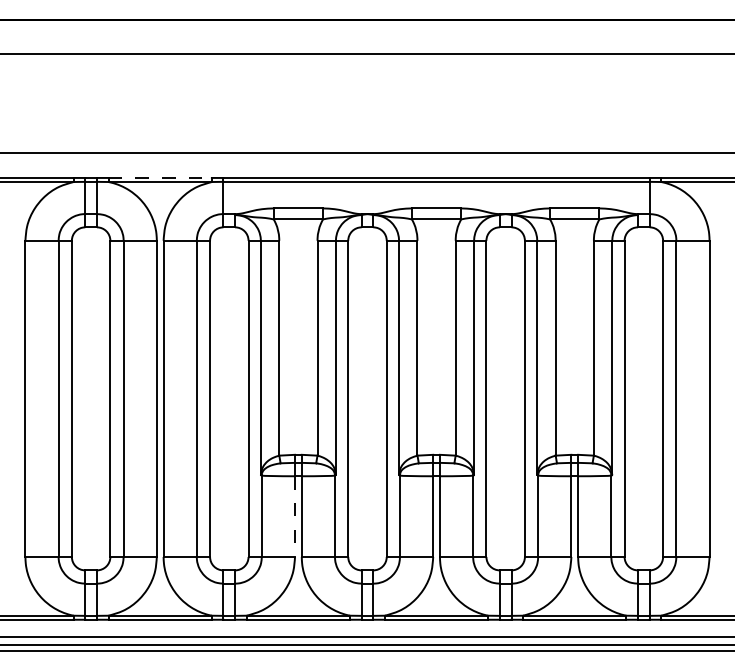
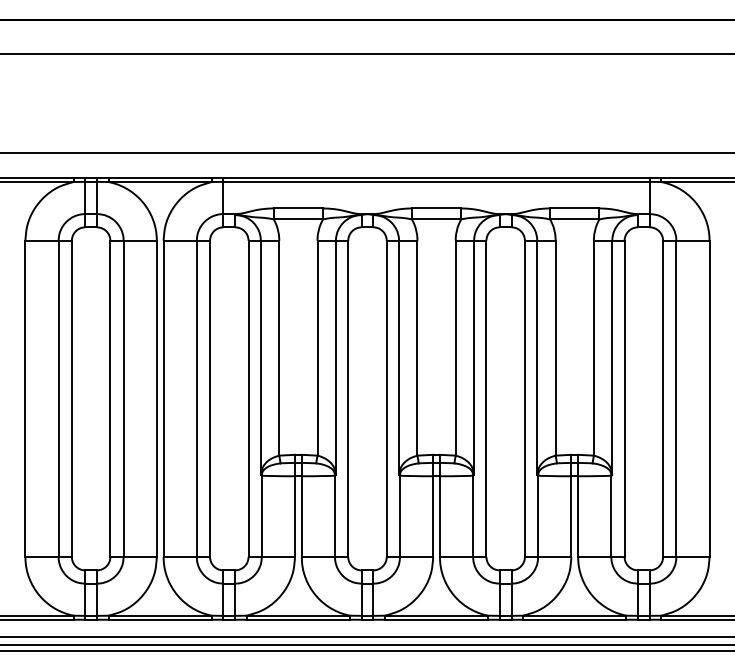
line: dashed -> solid (160, 177)
line: dashed -> solid (295, 517)
